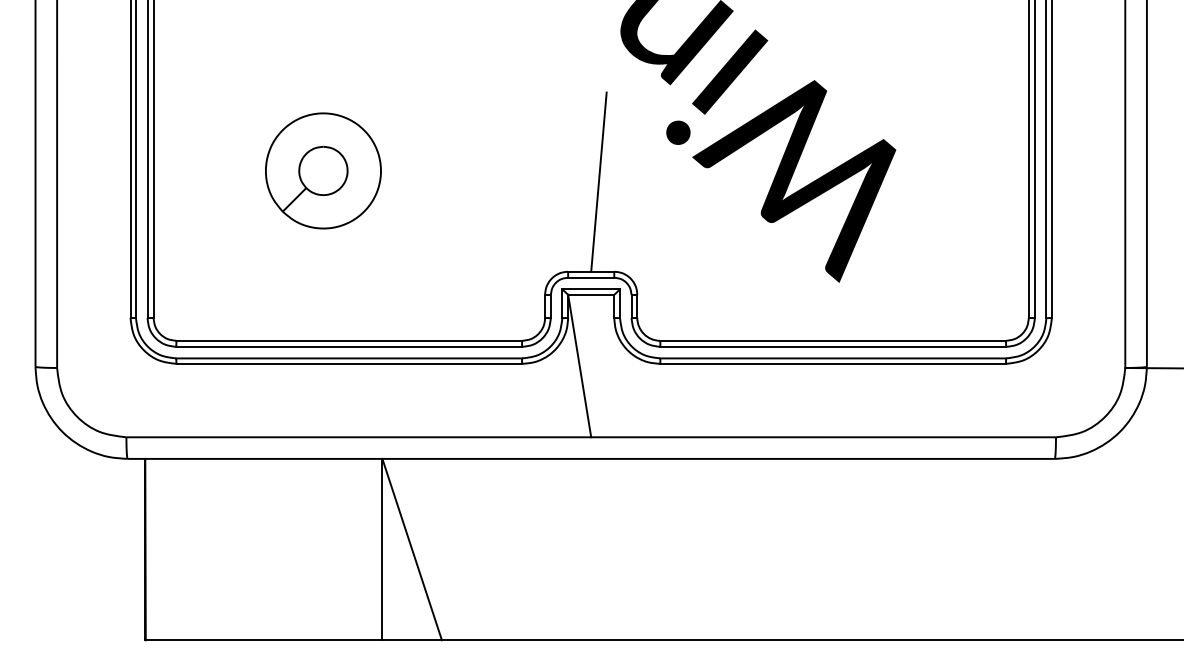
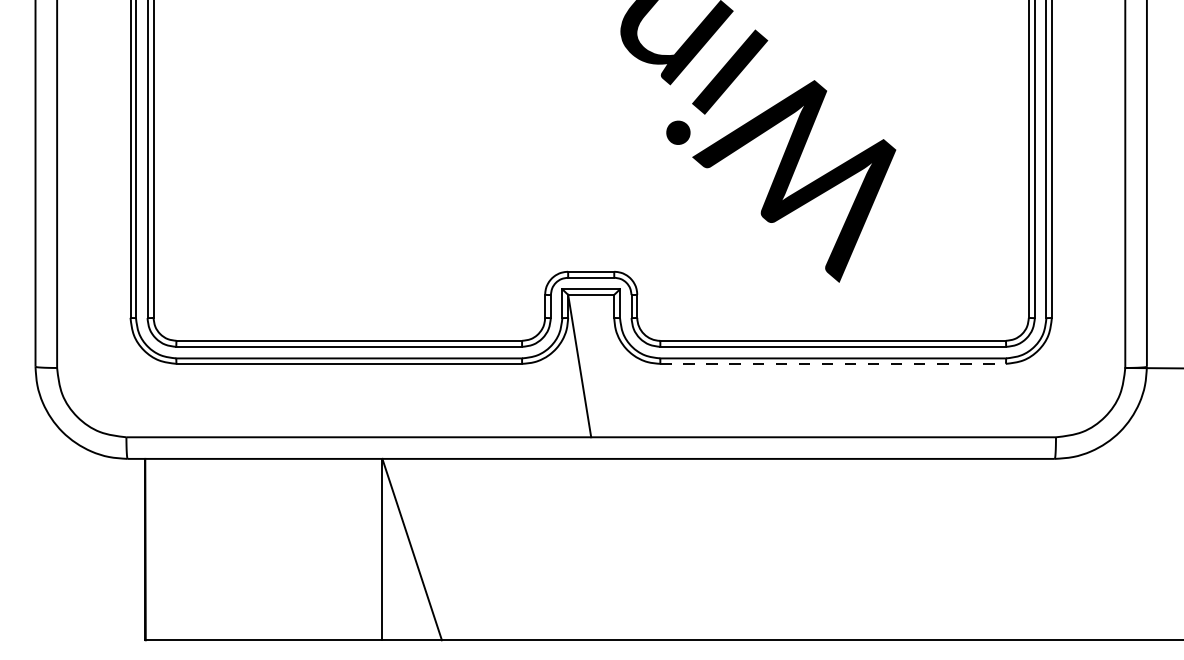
part: present -> none (323, 170)
line: present -> none (598, 181)
line: solid -> dashed (833, 363)
